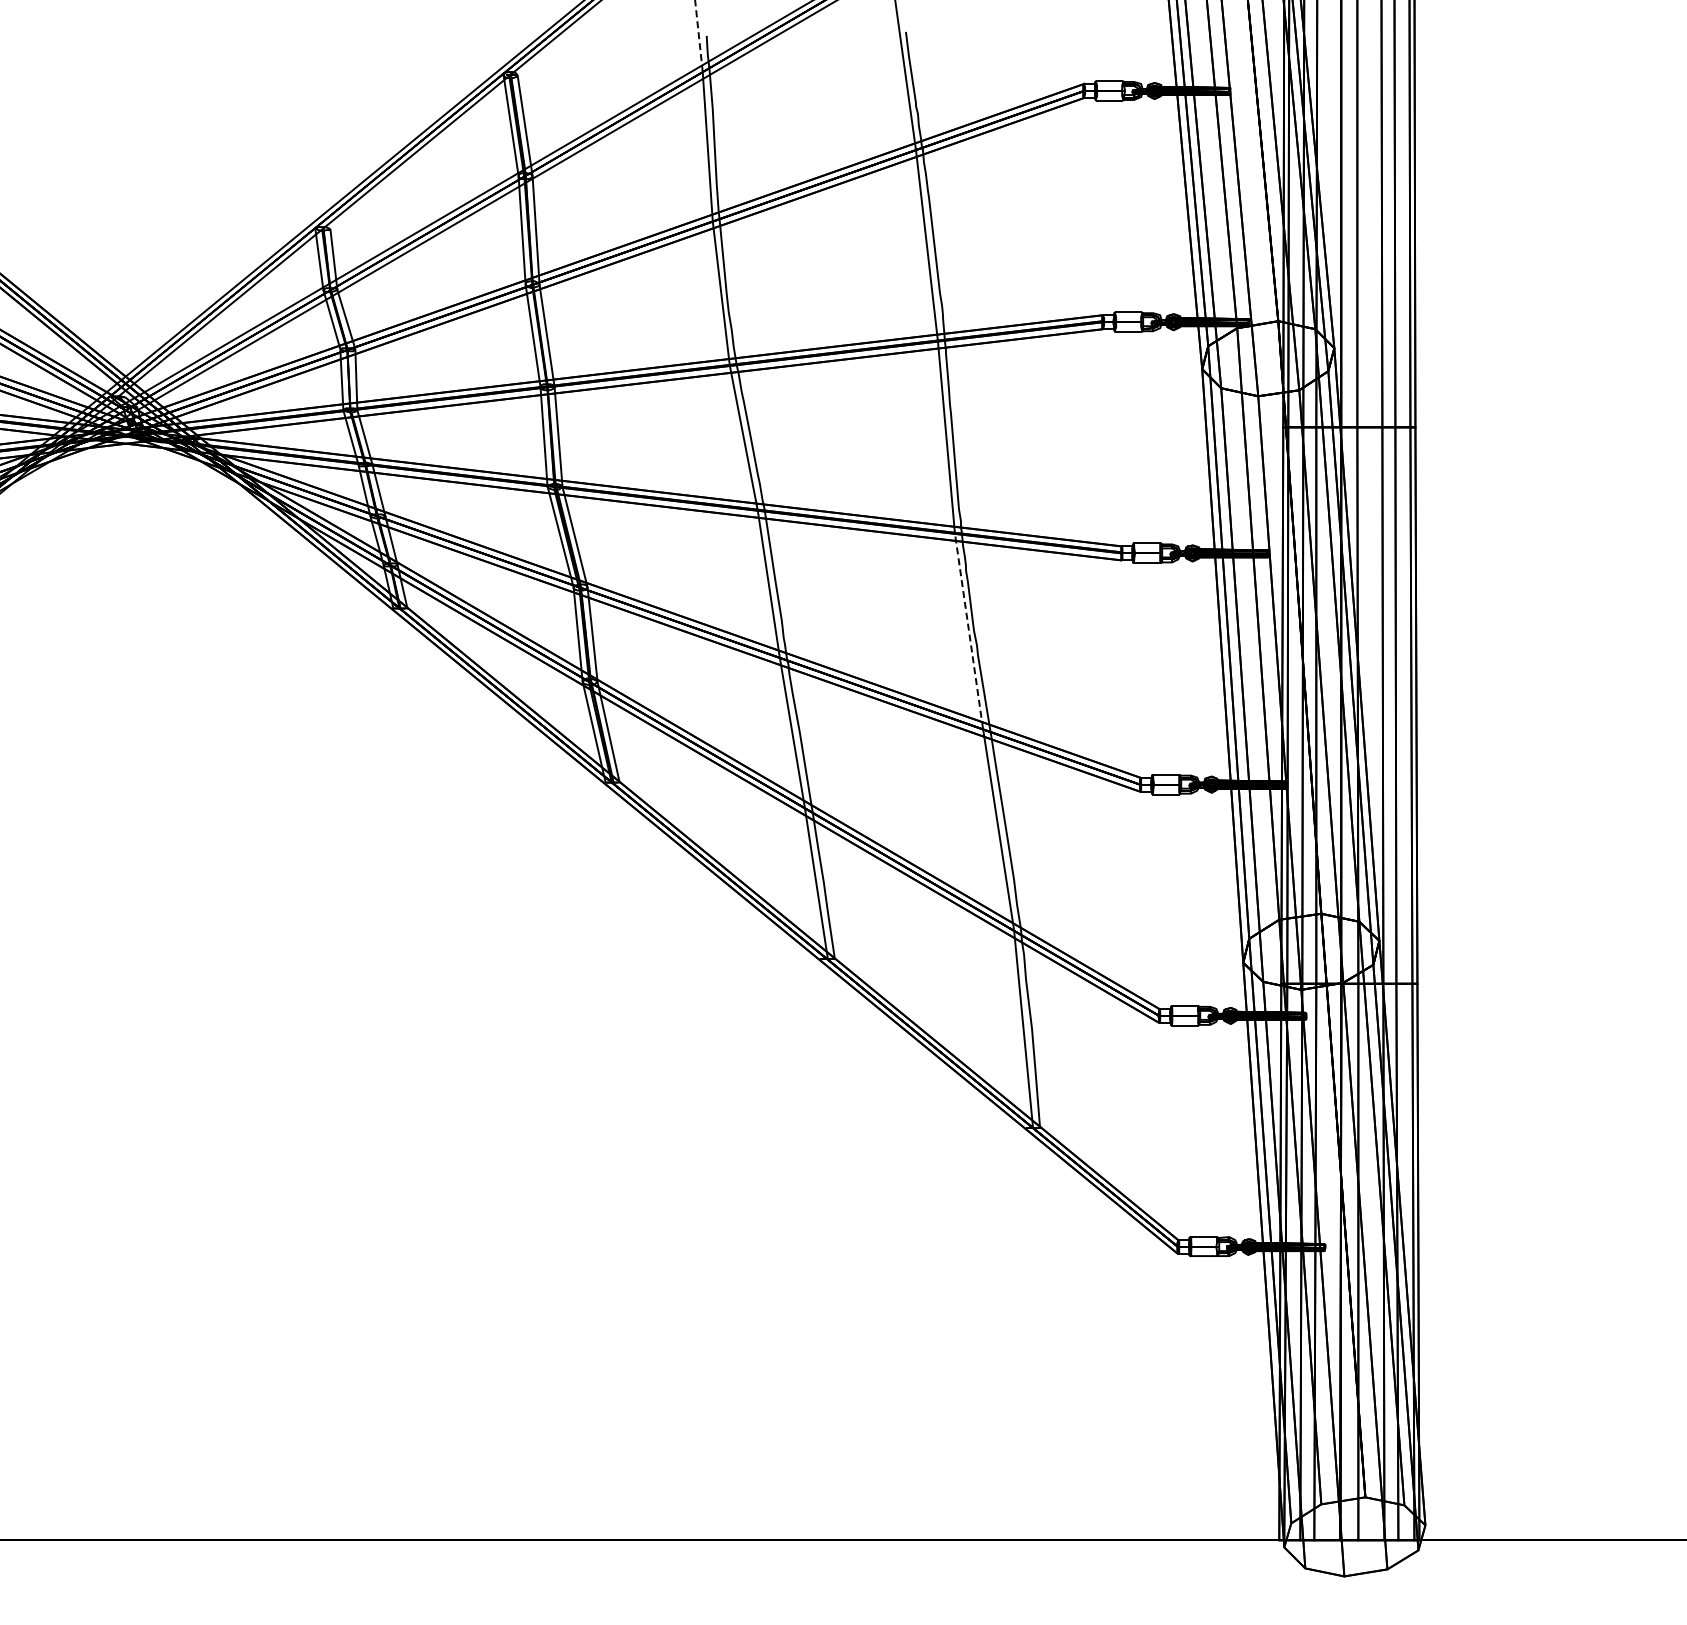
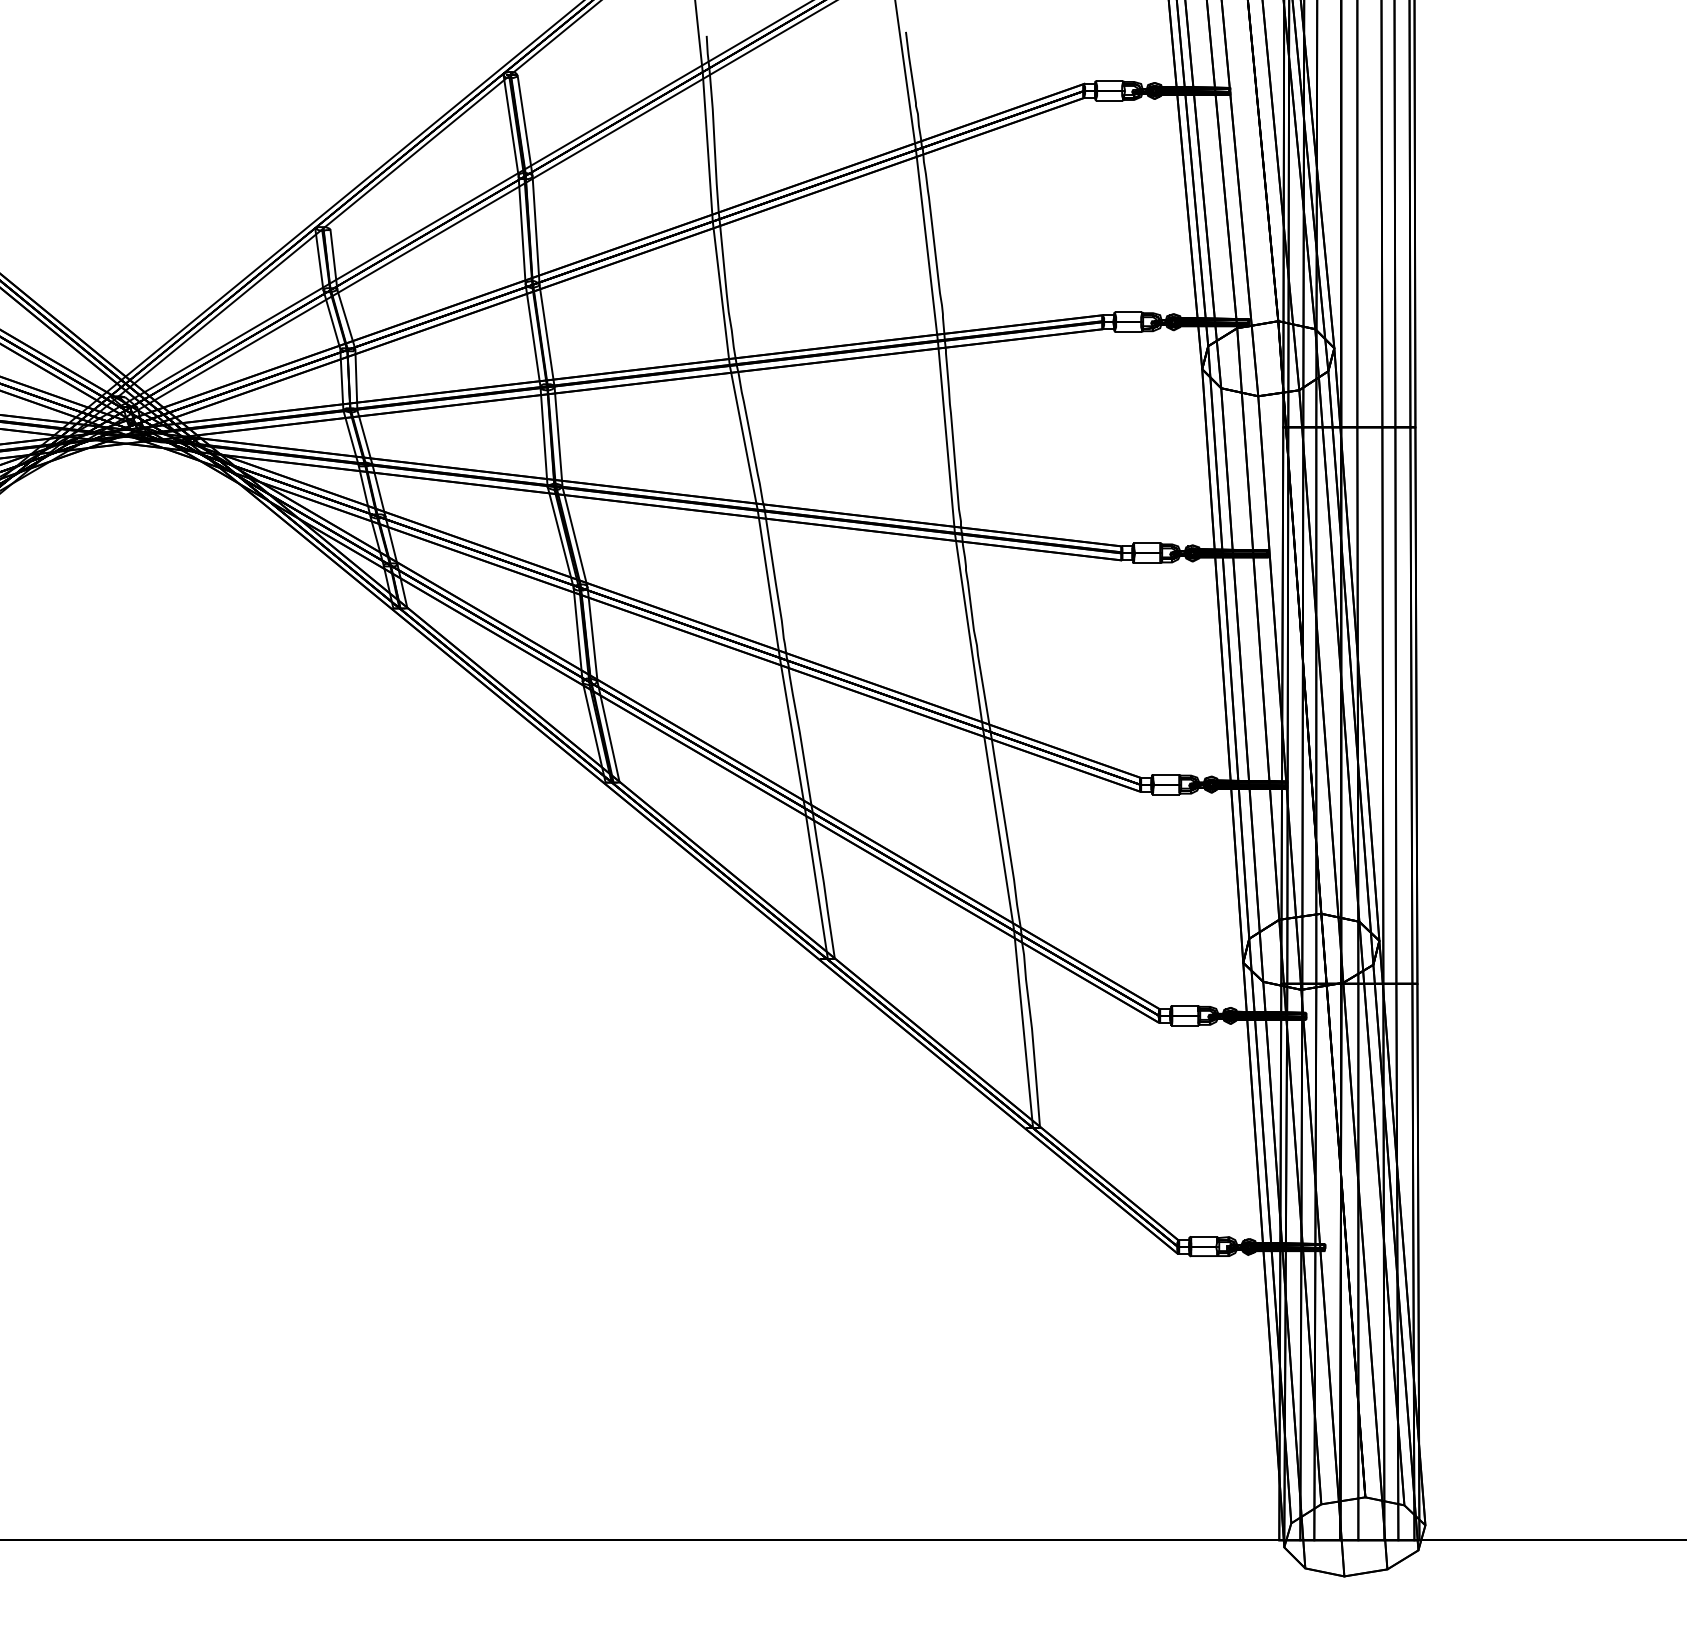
line: dashed -> solid (698, 36)
line: dashed -> solid (968, 631)
